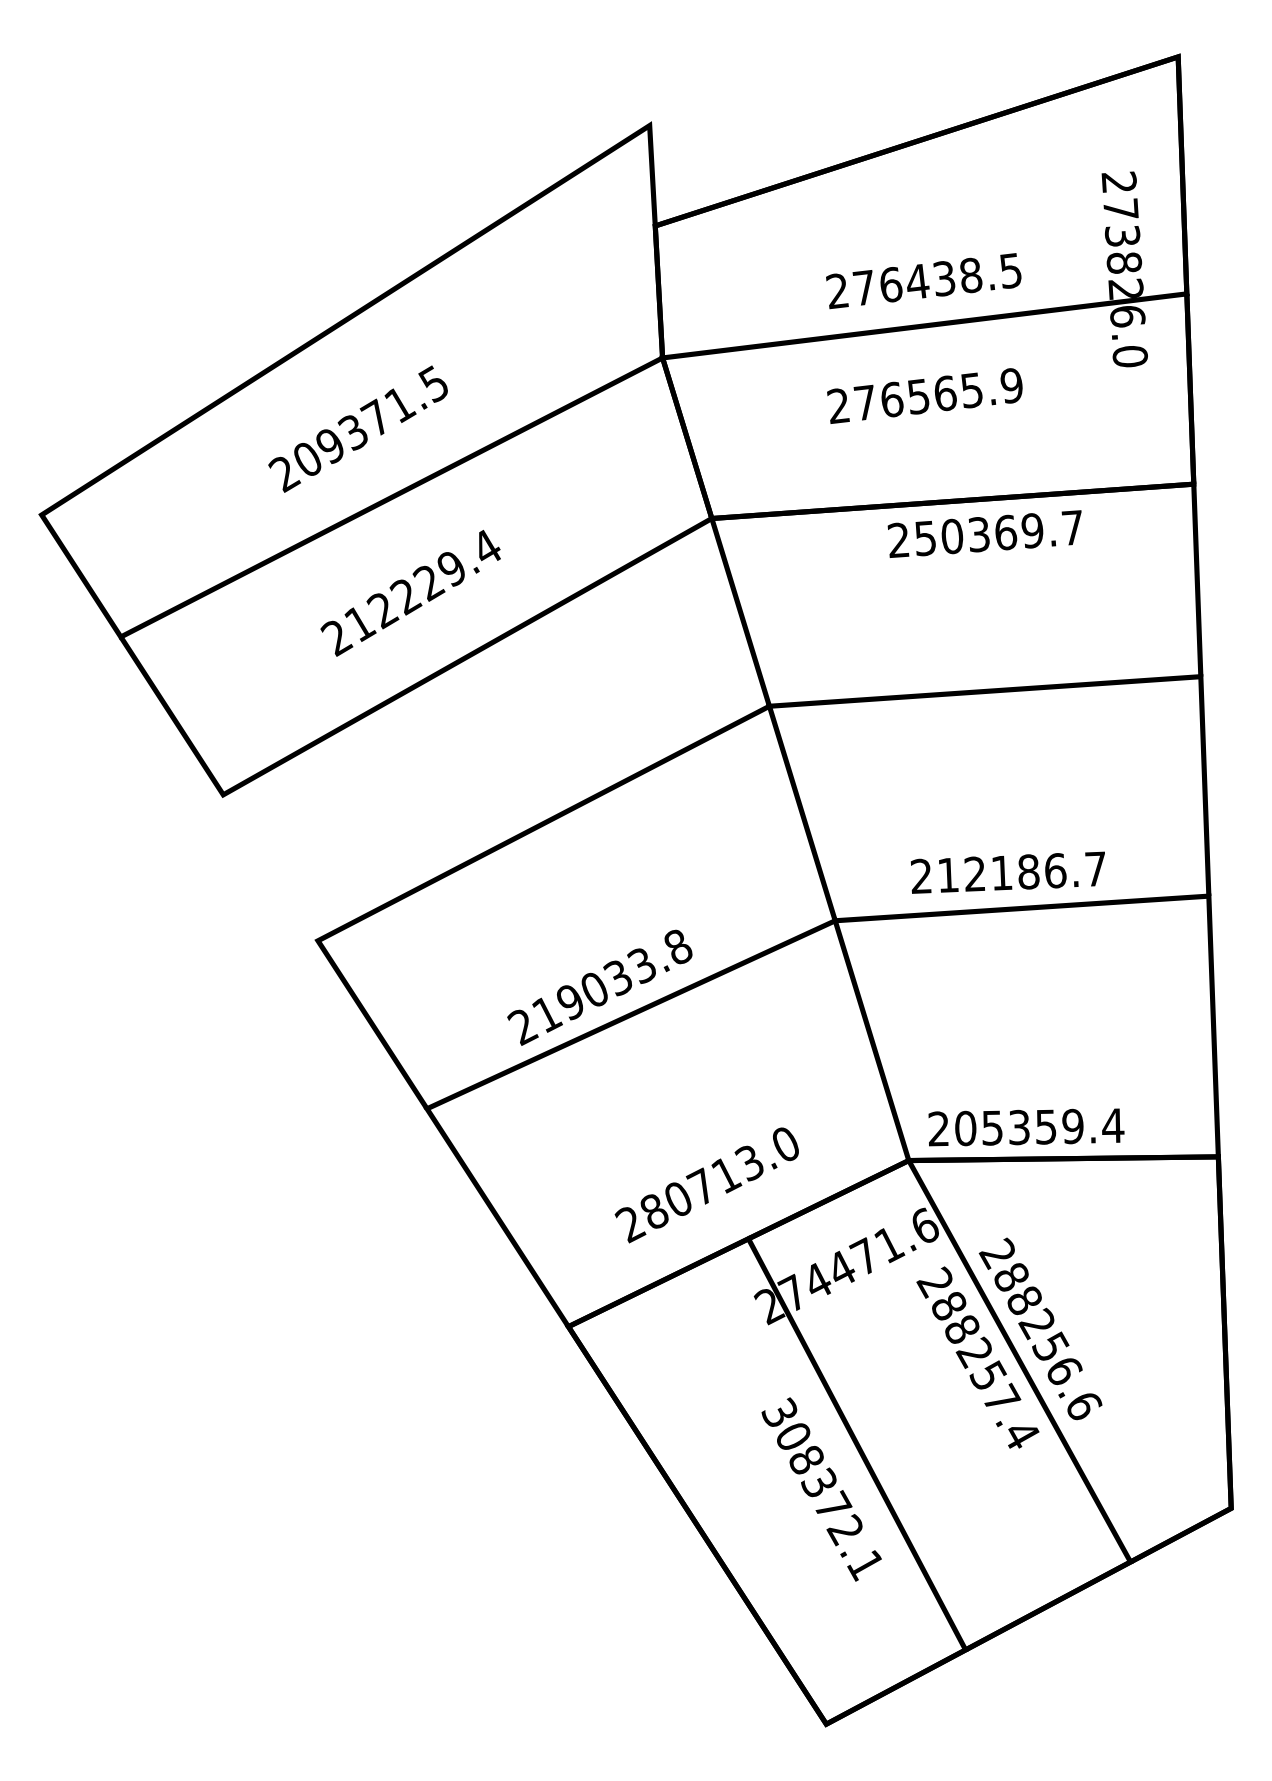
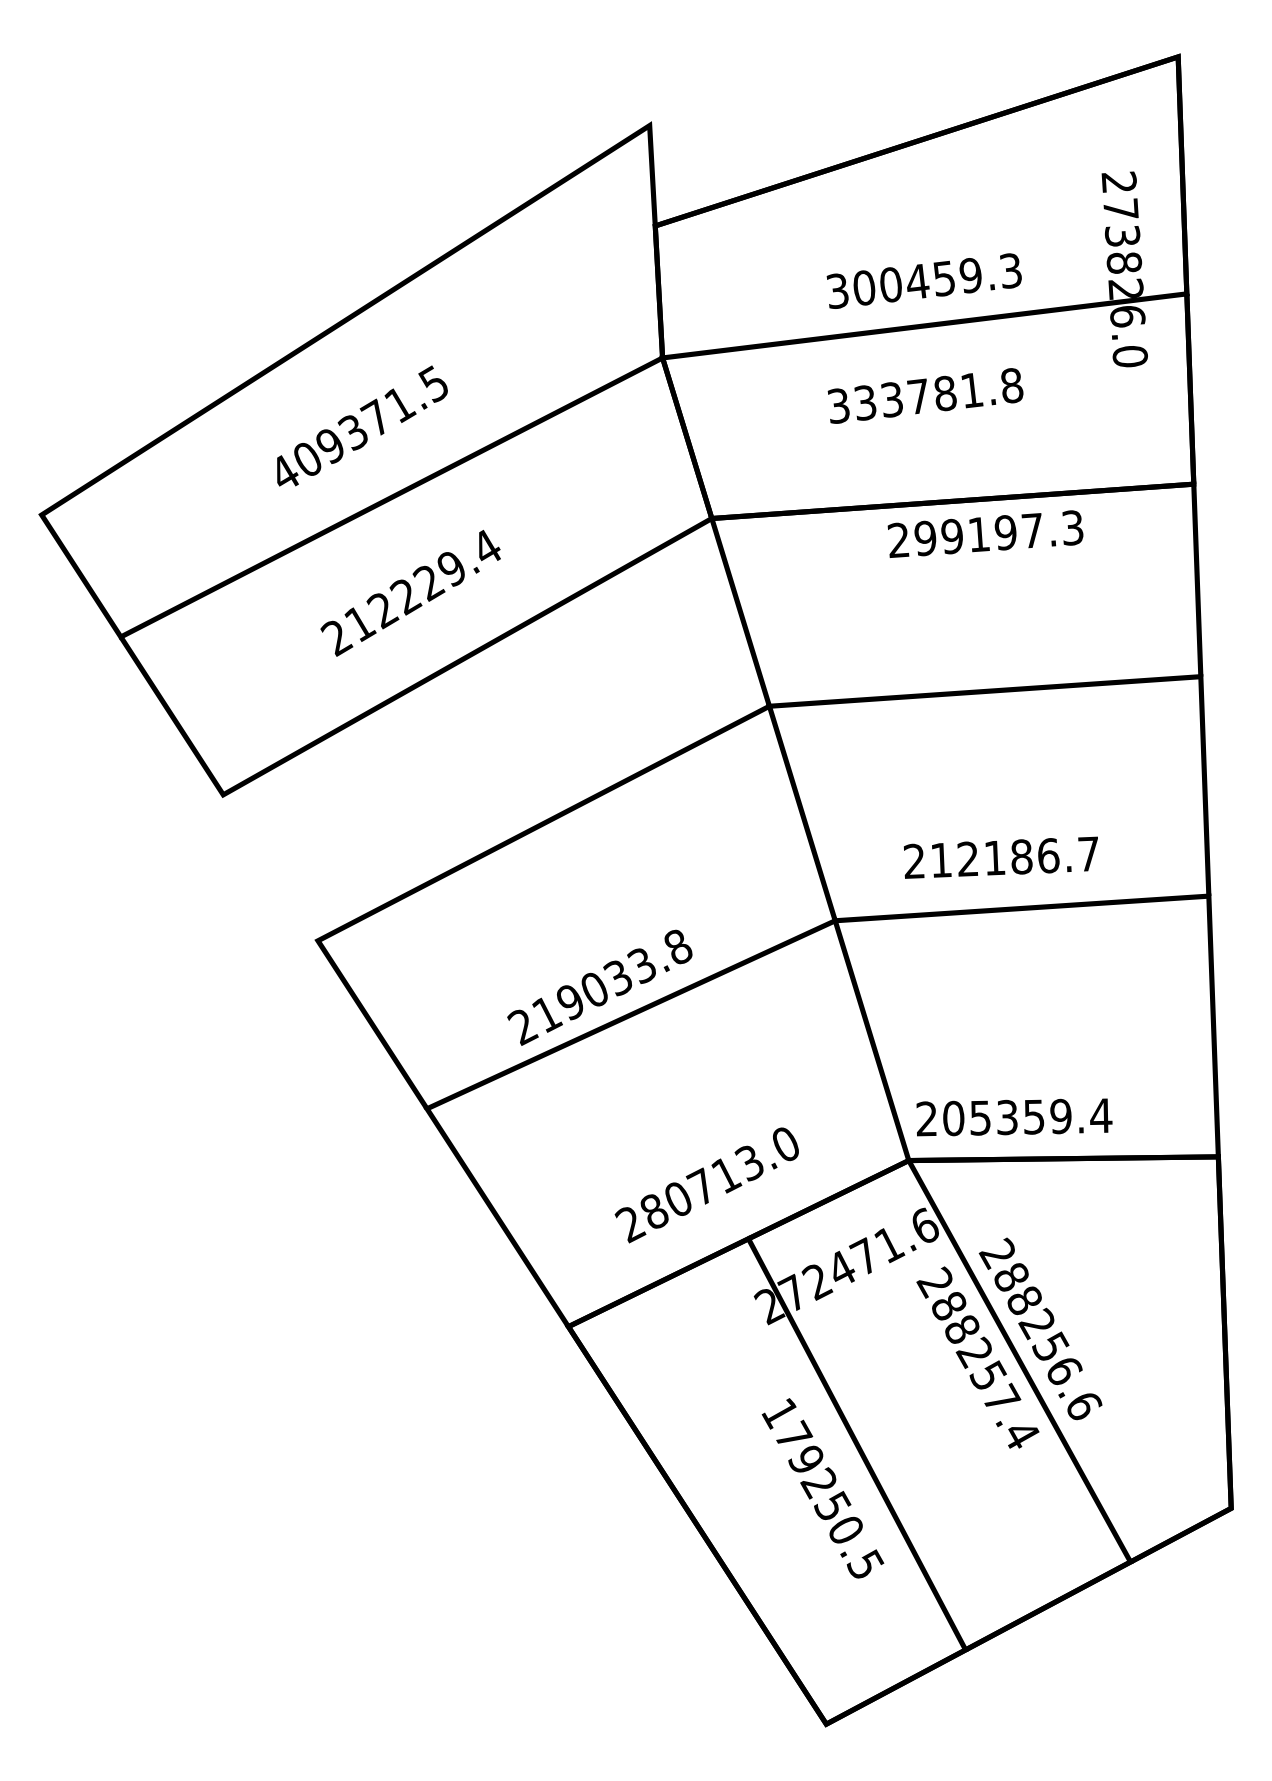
text: 276438.5 -> 300459.3 (923, 281)
text: 276565.9 -> 333781.8 (925, 395)
text: 209371.5 -> 409371.5 (284, 473)
text: 250369.7 -> 299197.3 (998, 533)
text position: (1007, 872) -> (1000, 857) (1000, 857)
text position: (1026, 1127) -> (1014, 1117) (1014, 1117)
text: 274471.6 -> 272471.6 (817, 1281)
text: 308372.1 -> 179250.5 (822, 1489)
